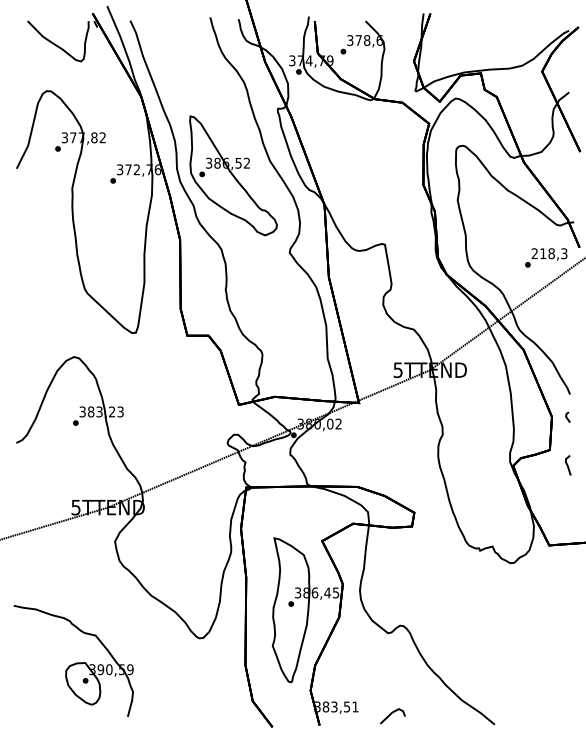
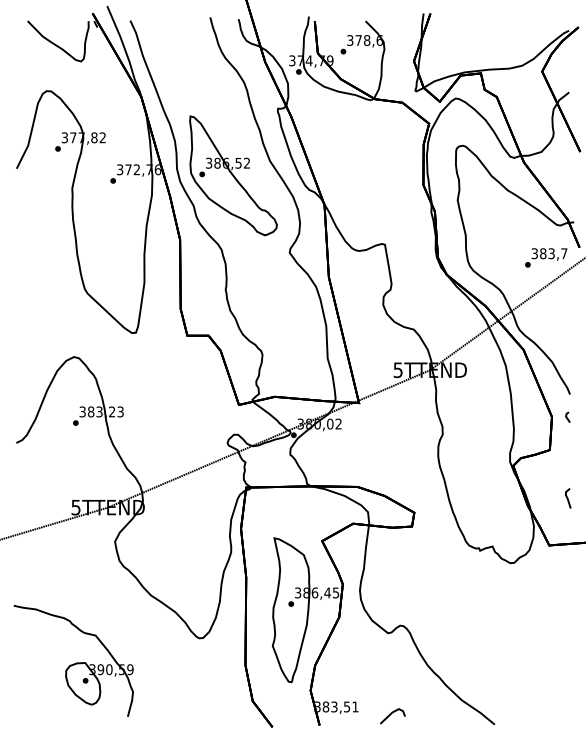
text: 218,3 -> 383,7 (549, 253)
line position: (568, 465) -> (568, 498) (568, 498)
